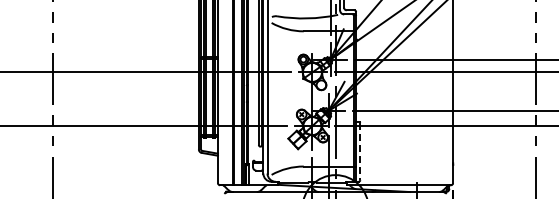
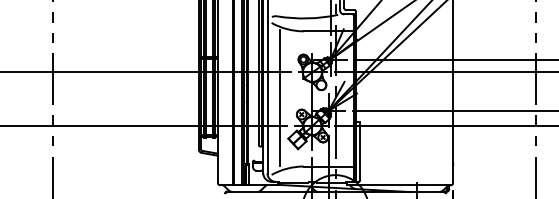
line: none -> present (280, 98)
line: dashed -> solid (360, 151)
